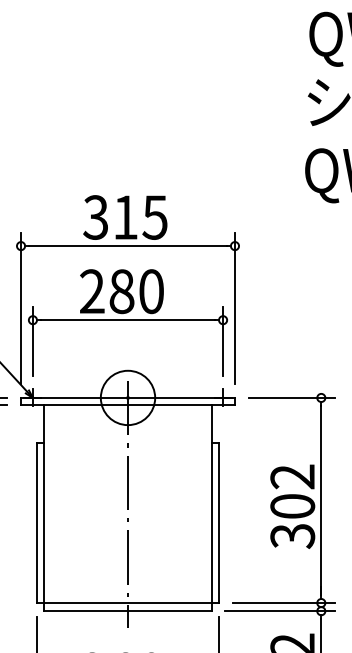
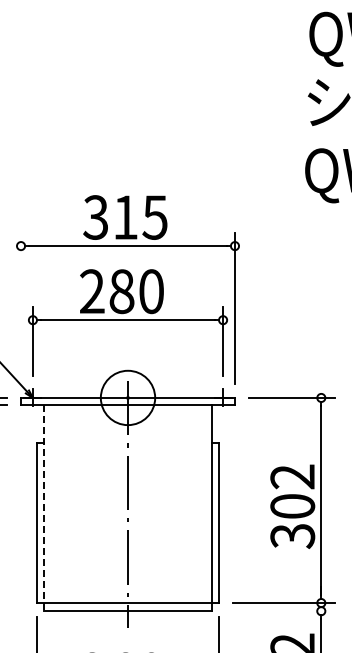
line: present -> none (21, 308)
line: solid -> dashed (44, 508)
line: present -> none (279, 611)
